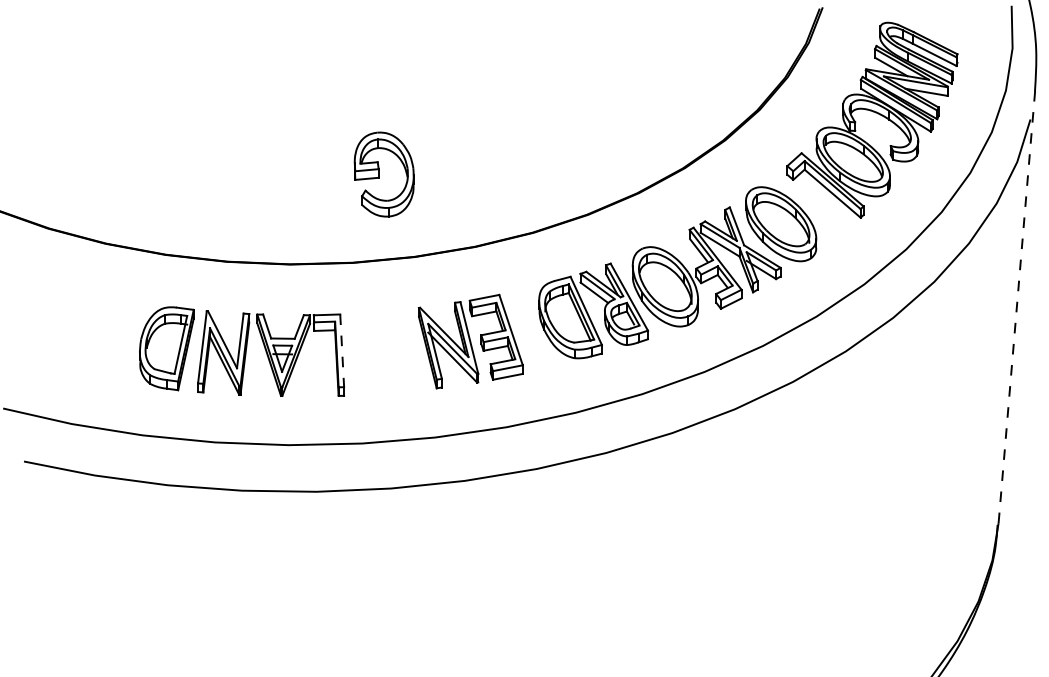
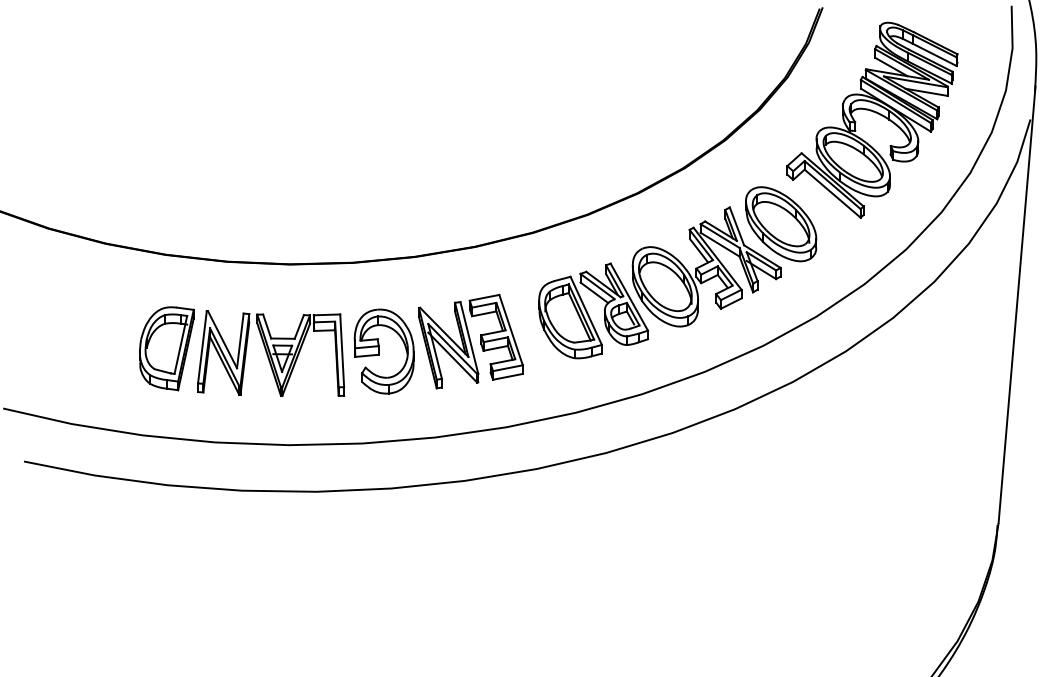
part position: (383, 174) -> (383, 351) (383, 351)
line: dashed -> solid (1017, 304)
line: dashed -> solid (342, 351)
